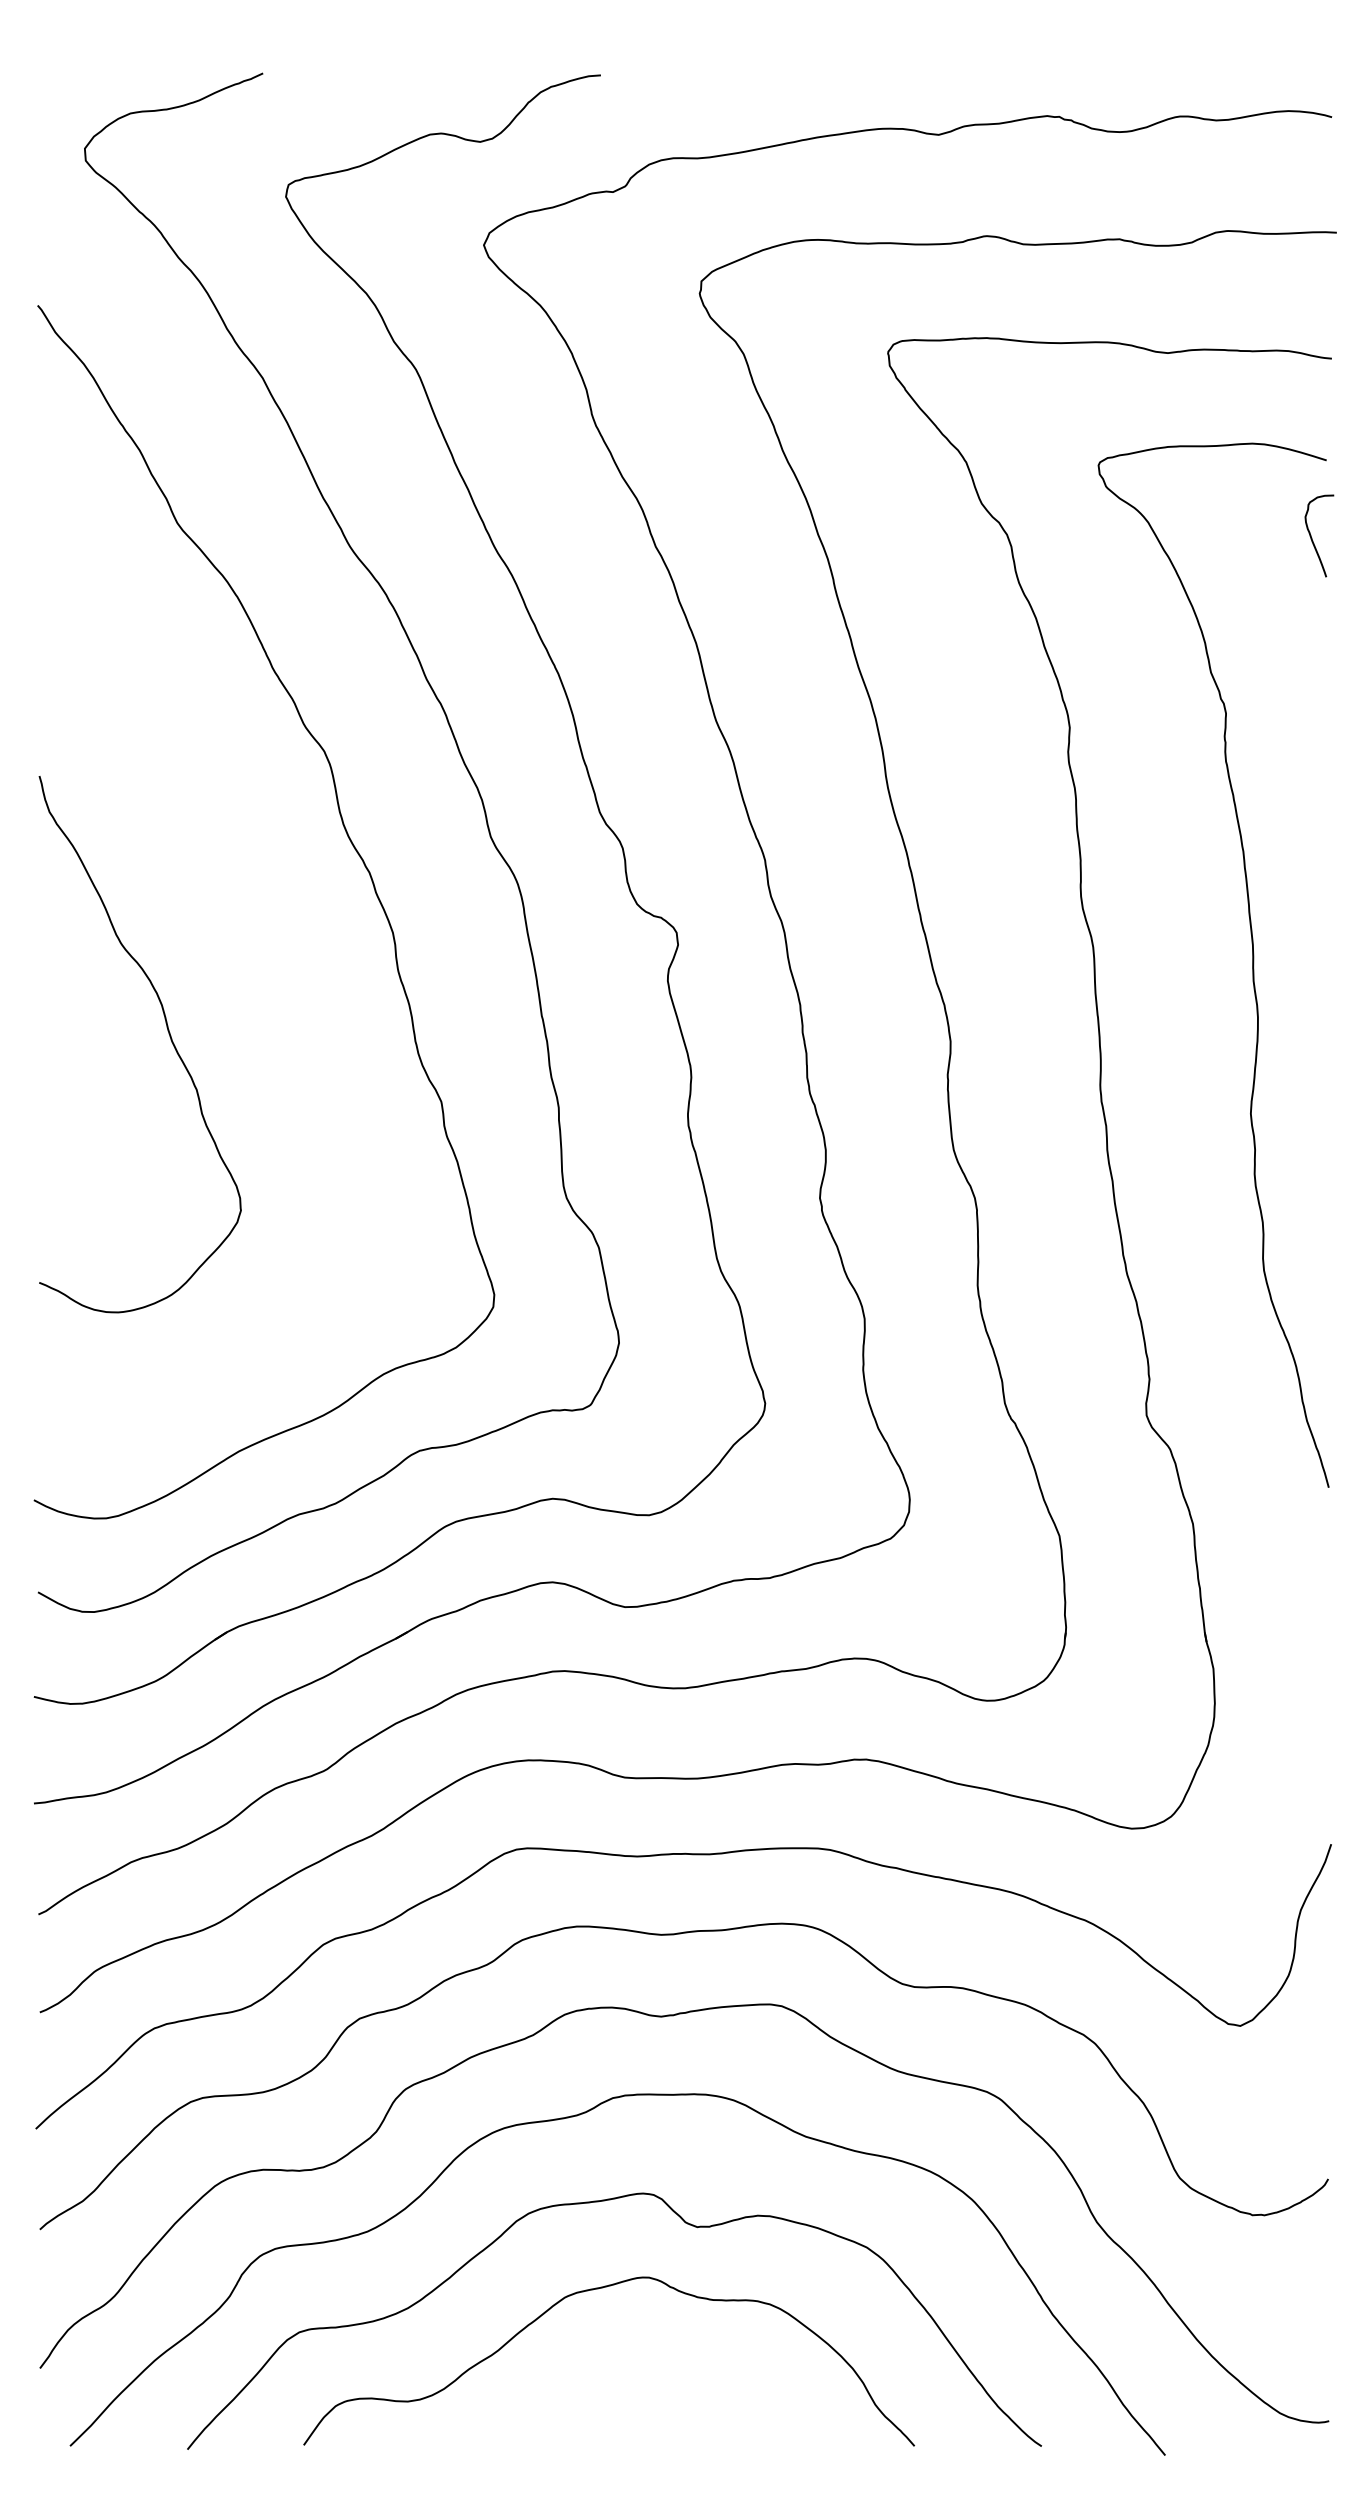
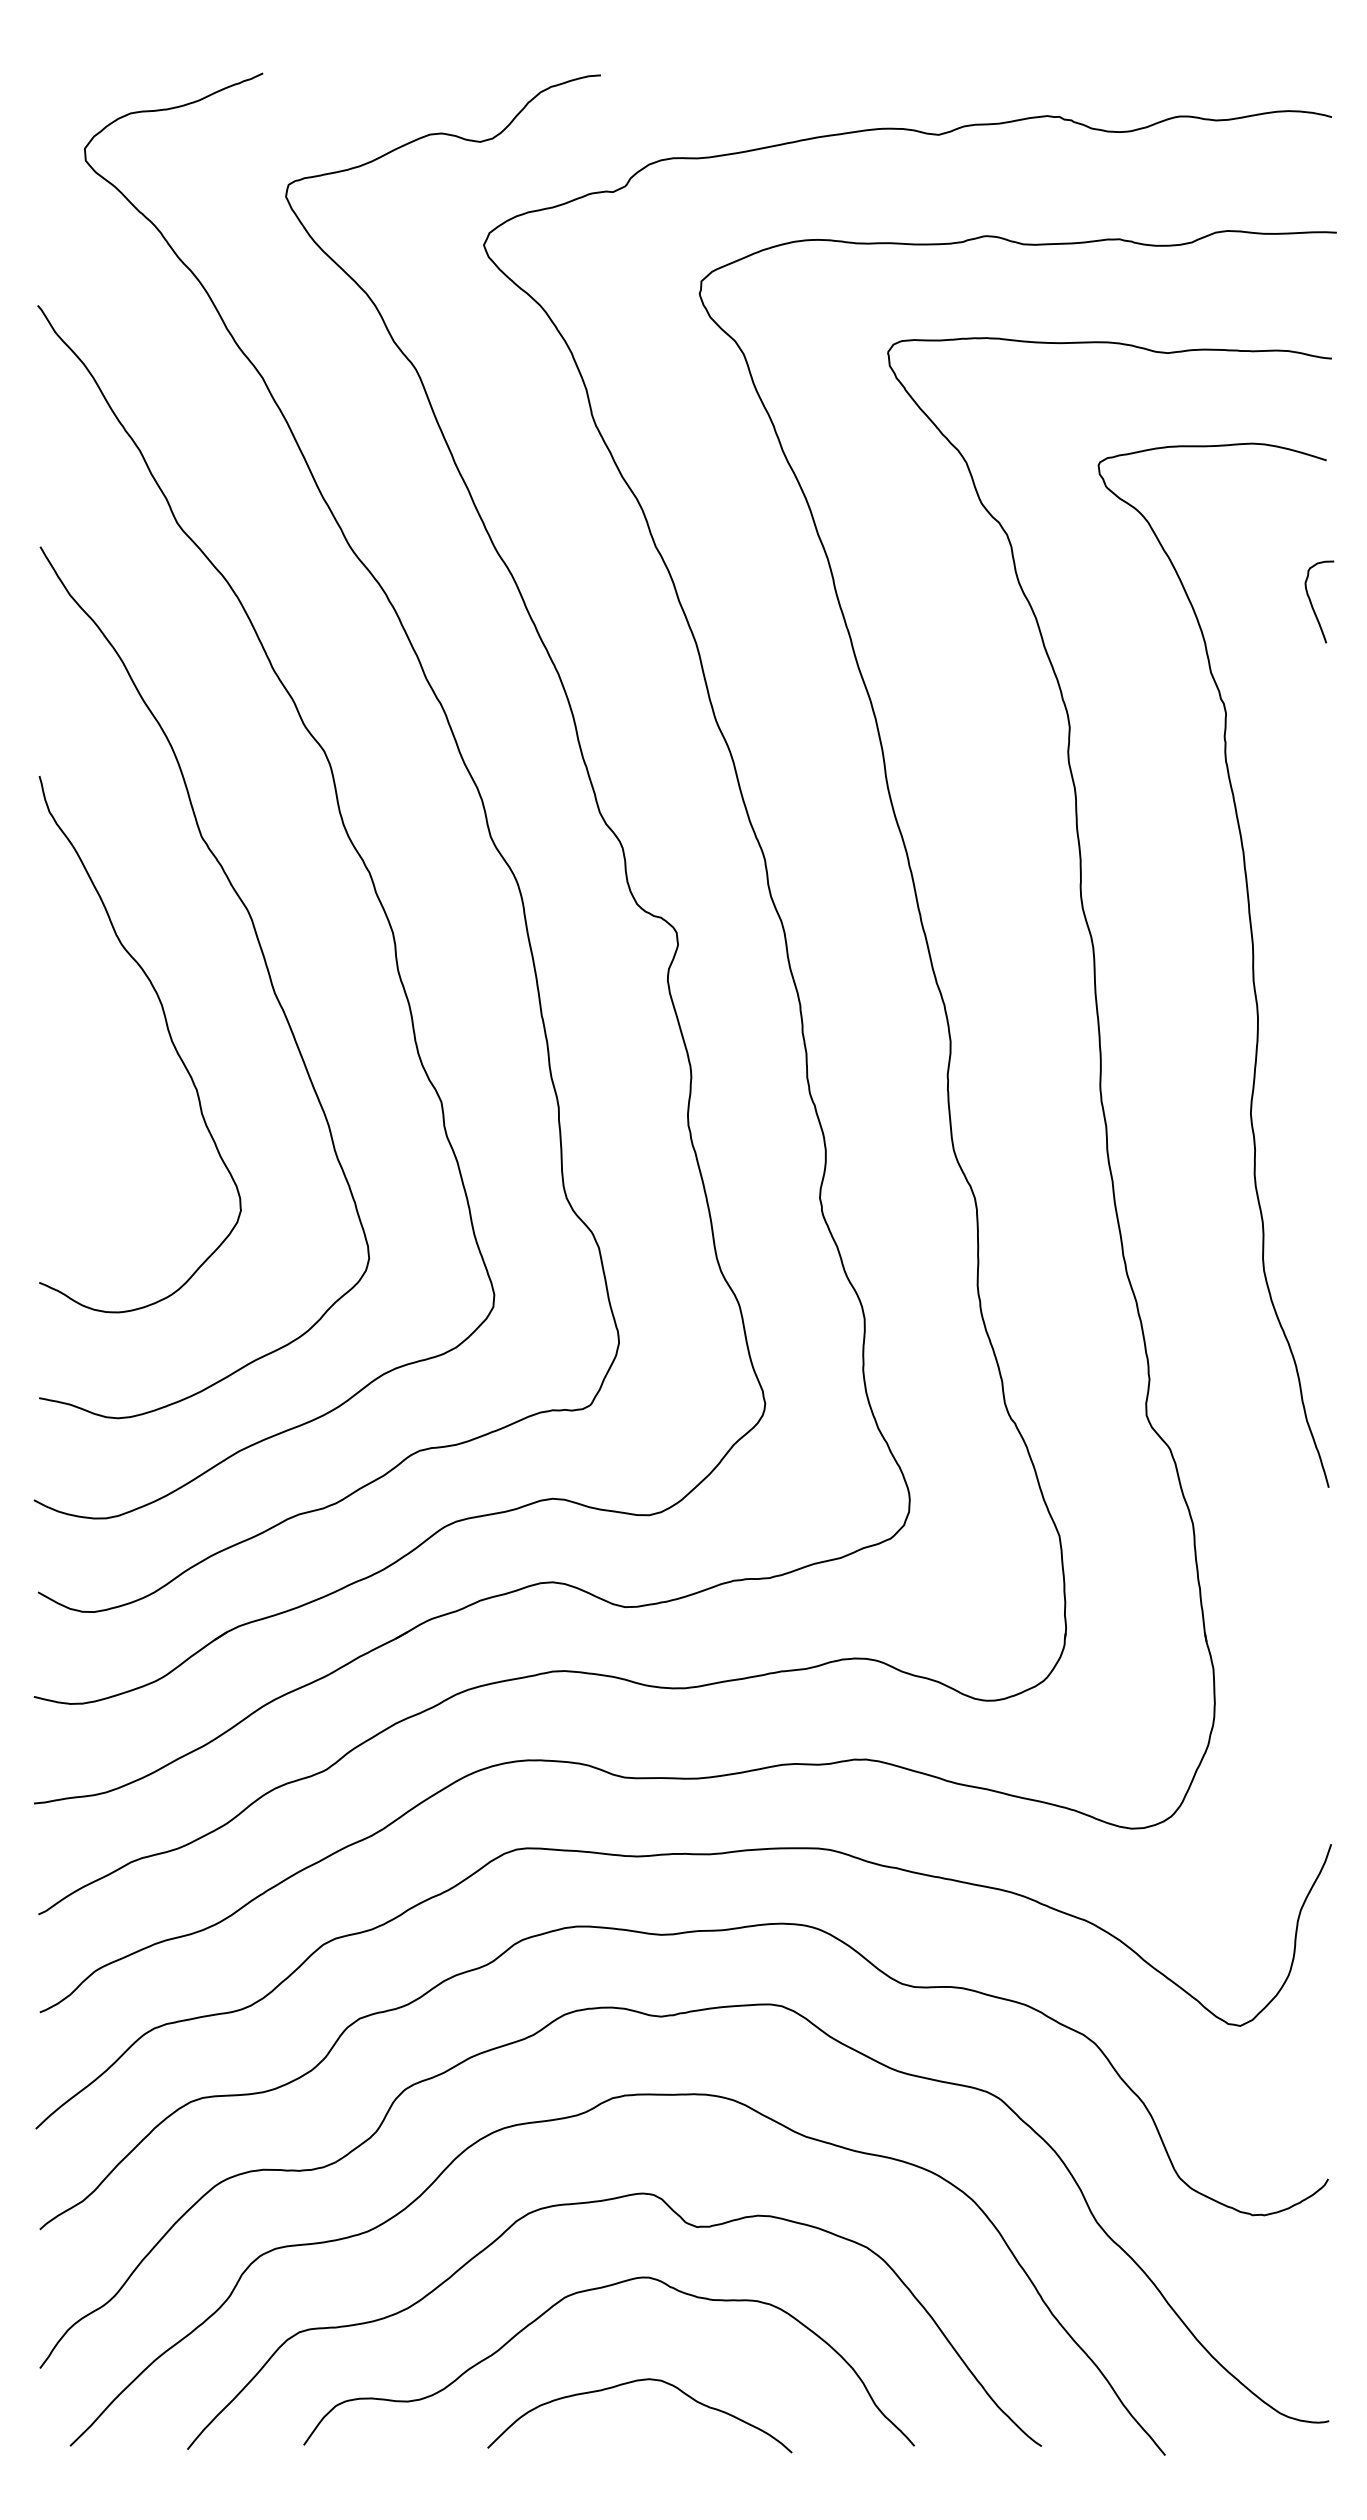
curve position: (1312, 538) -> (1312, 604) (1312, 604)
curve: none -> present (265, 966)
curve: none -> present (630, 2383)
